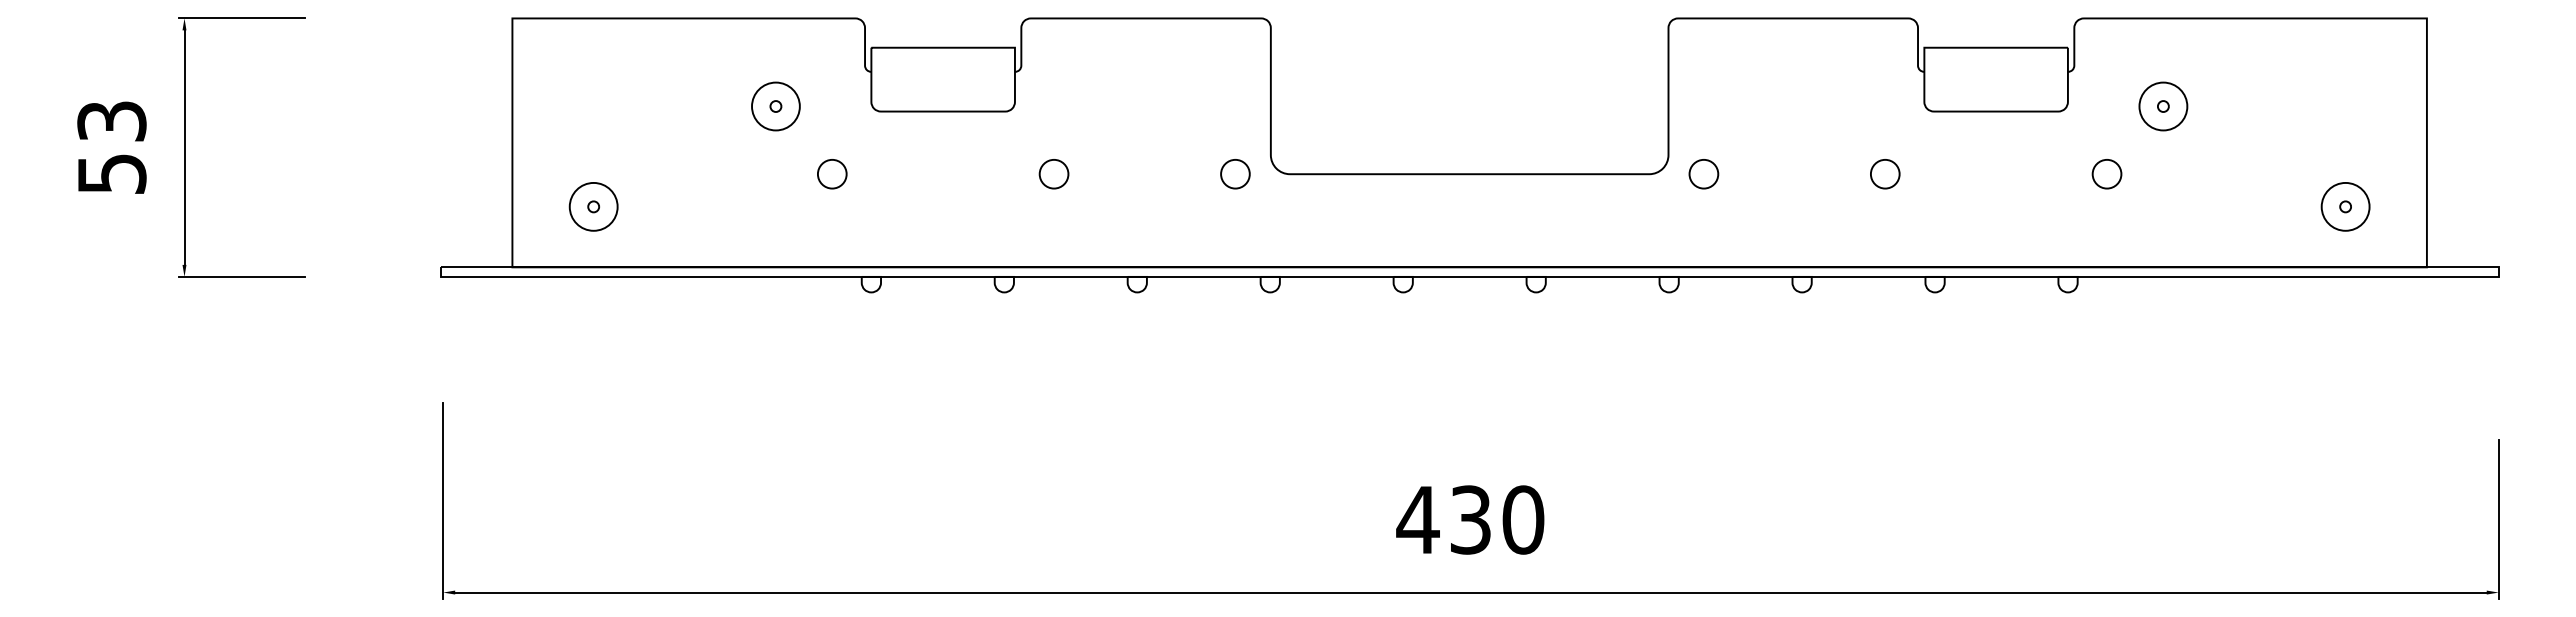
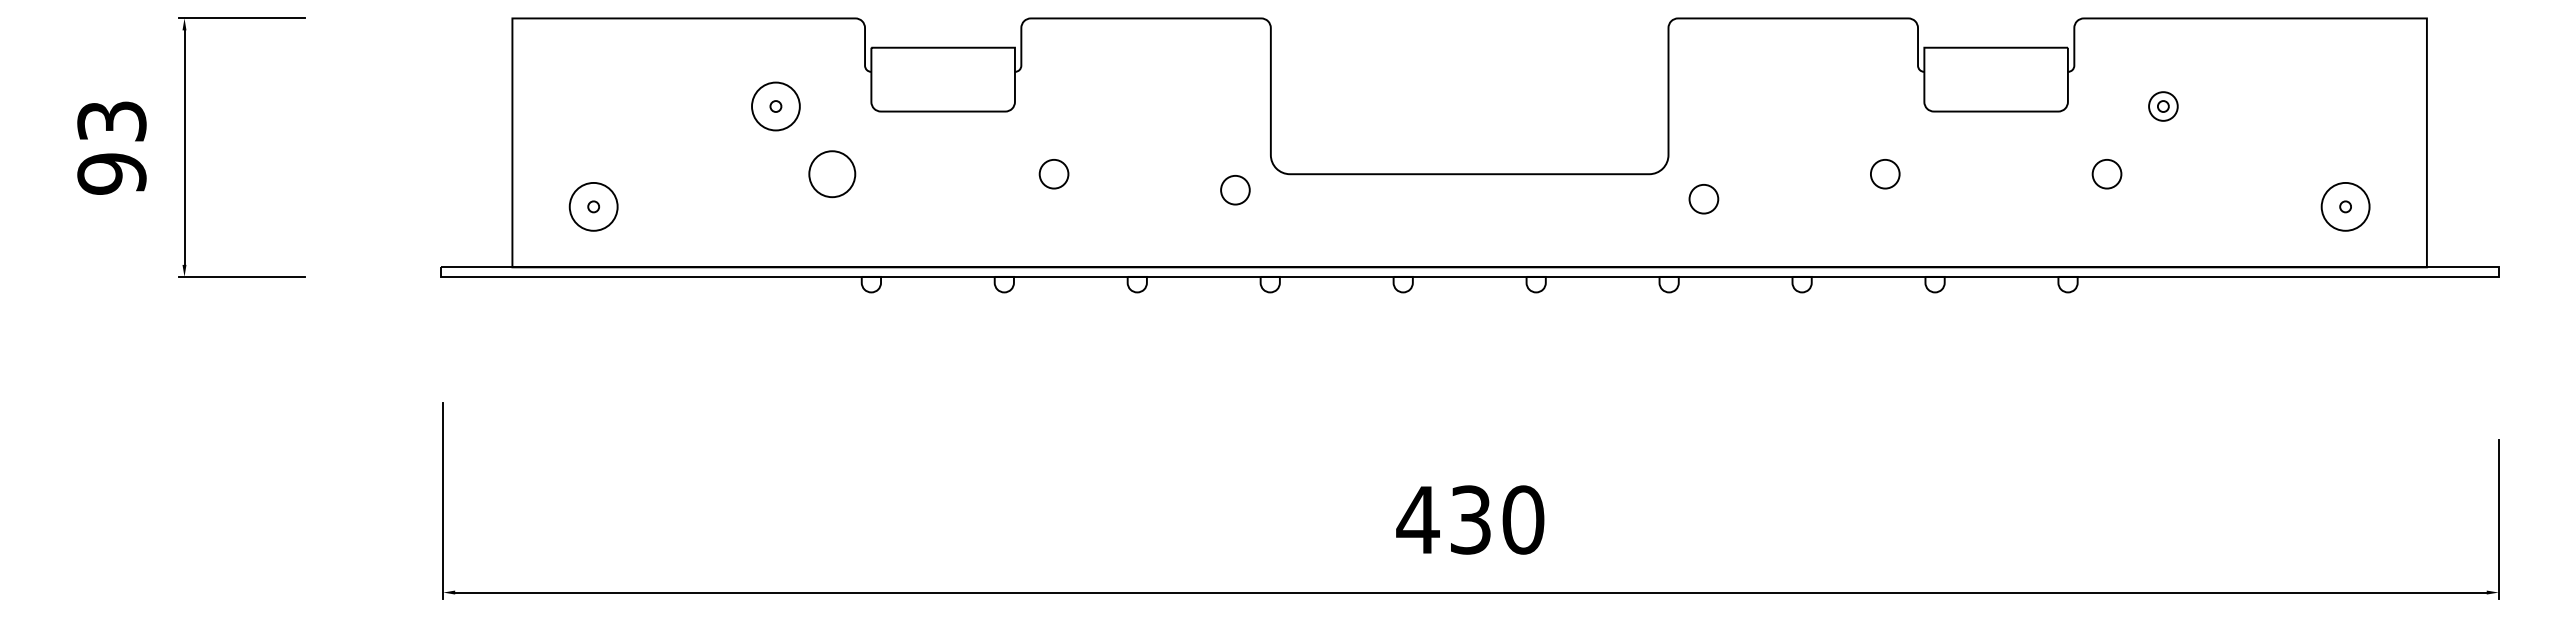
circle diameter: 48 px -> 29 px (2163, 106)
text: 53 -> 93 (111, 173)
circle diameter: 29 px -> 46 px (832, 174)
circle position: (1235, 174) -> (1235, 190) (1235, 190)
circle position: (1703, 174) -> (1703, 199) (1703, 199)
